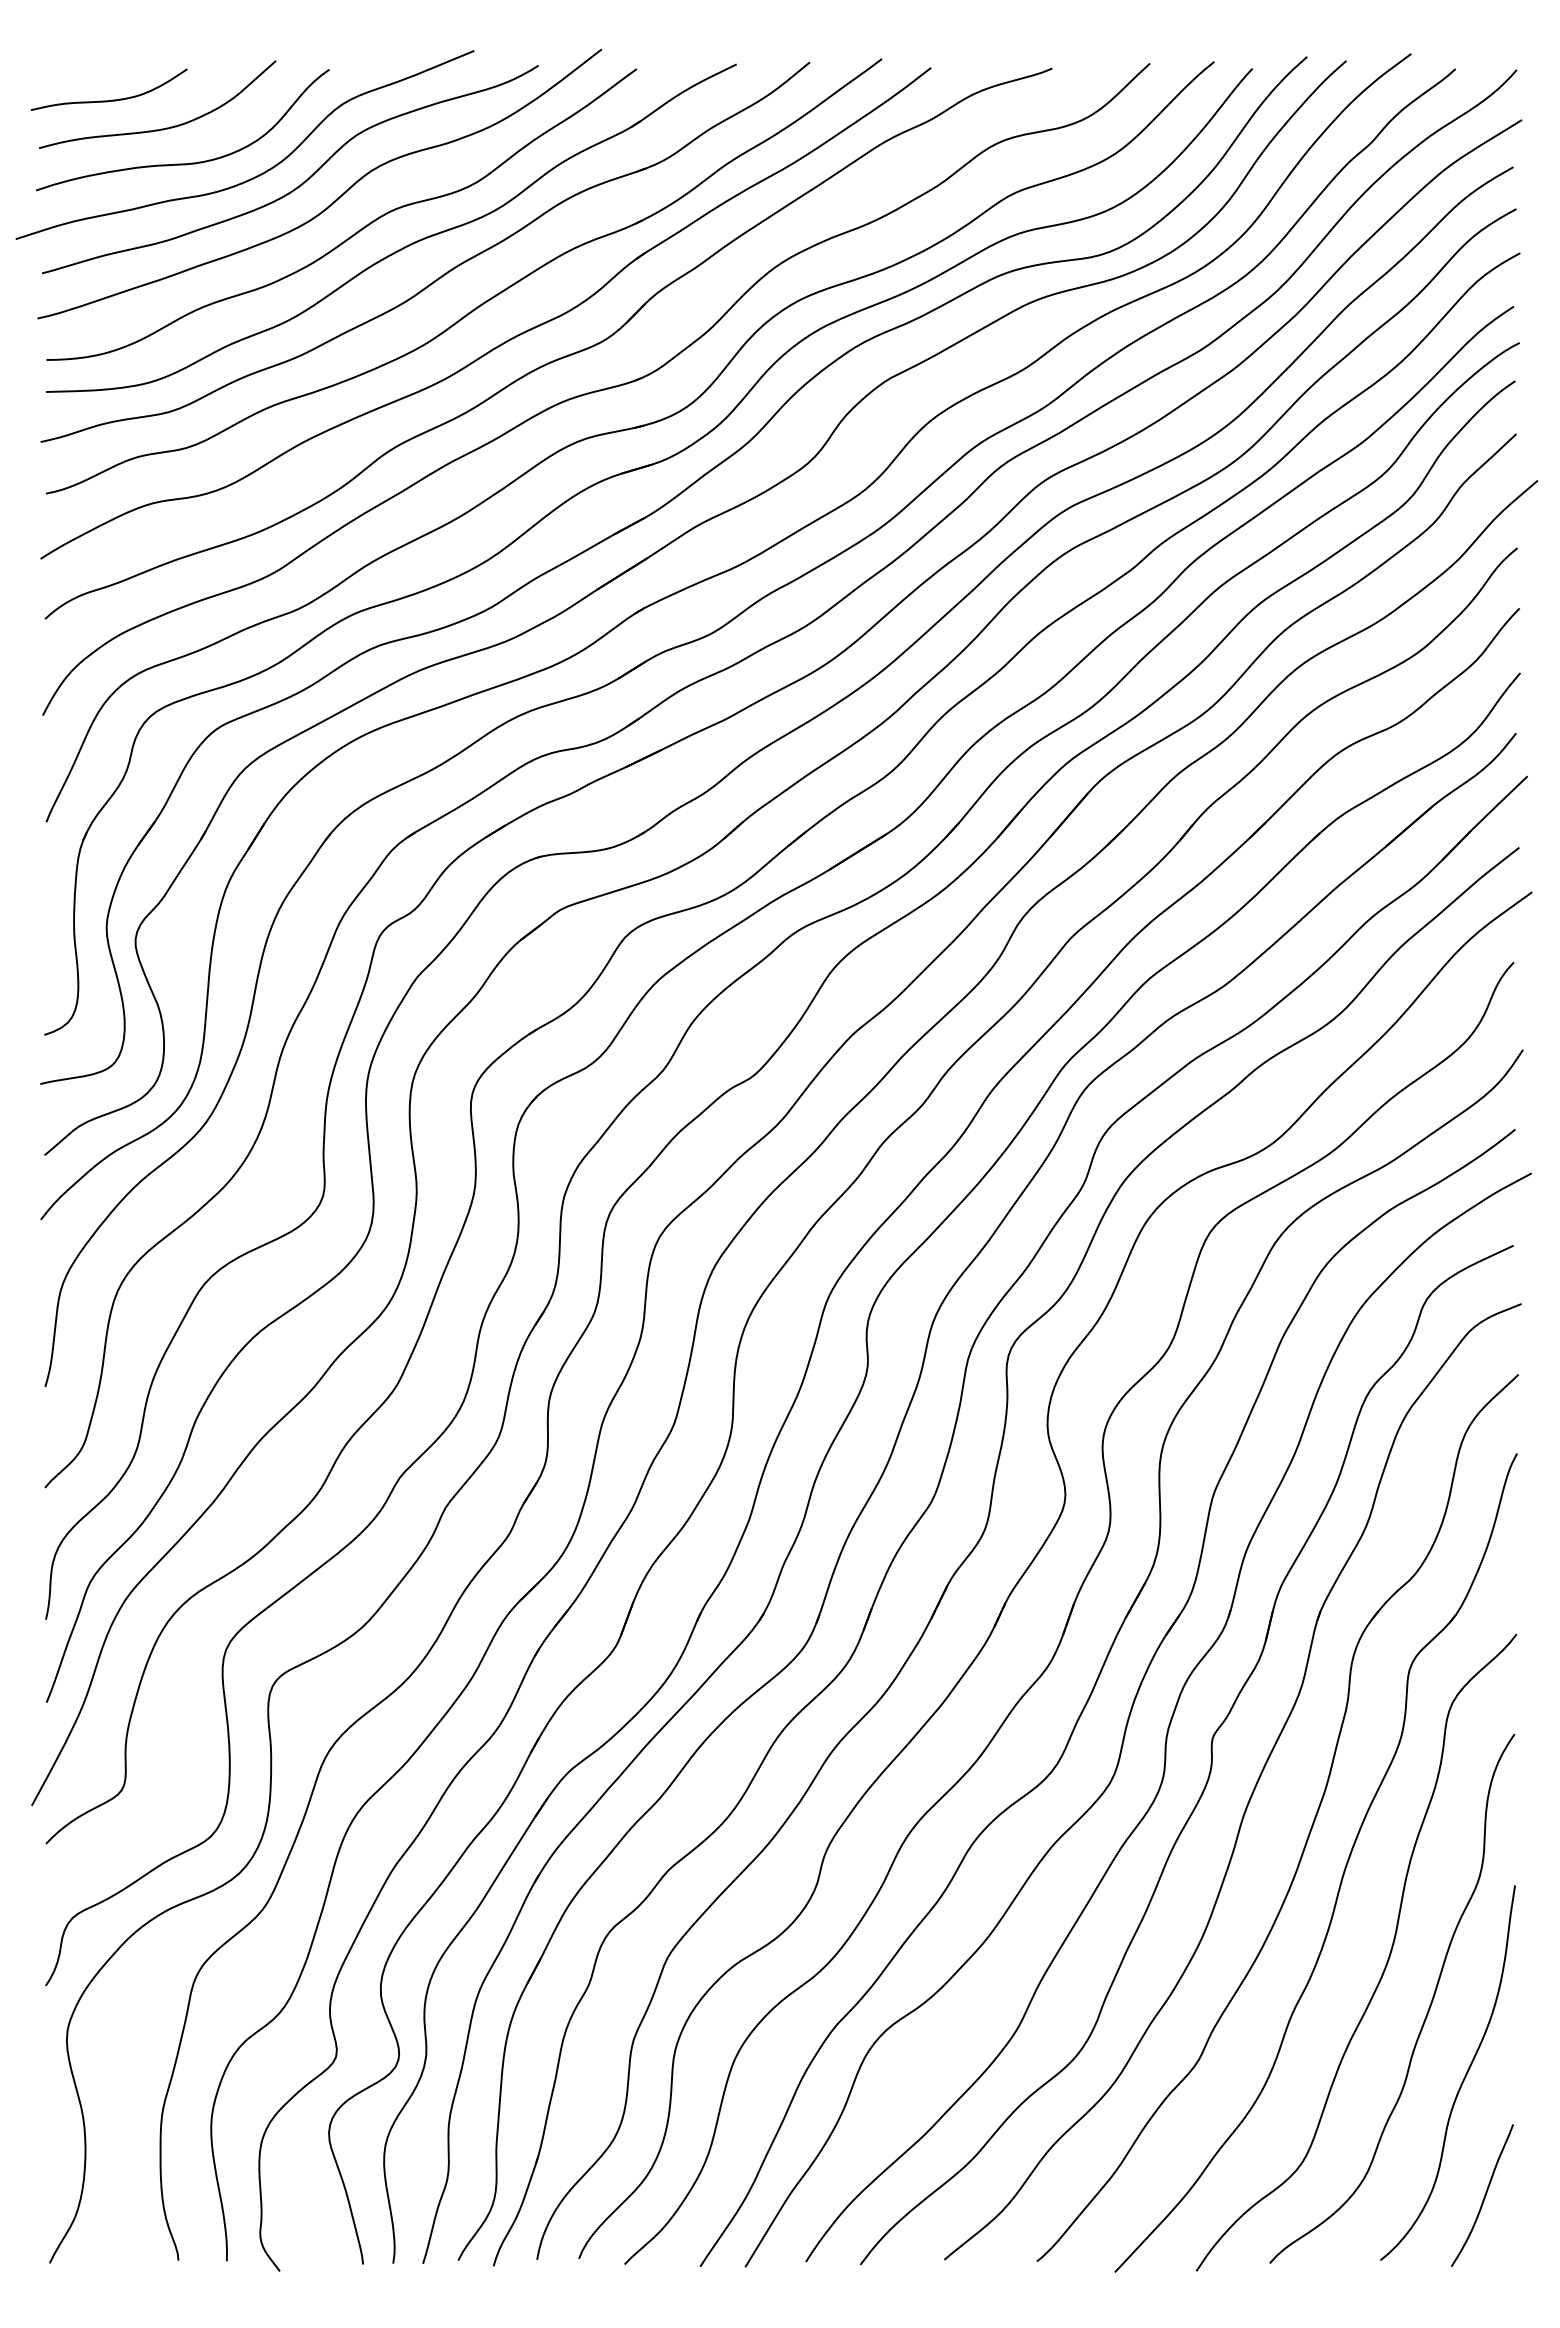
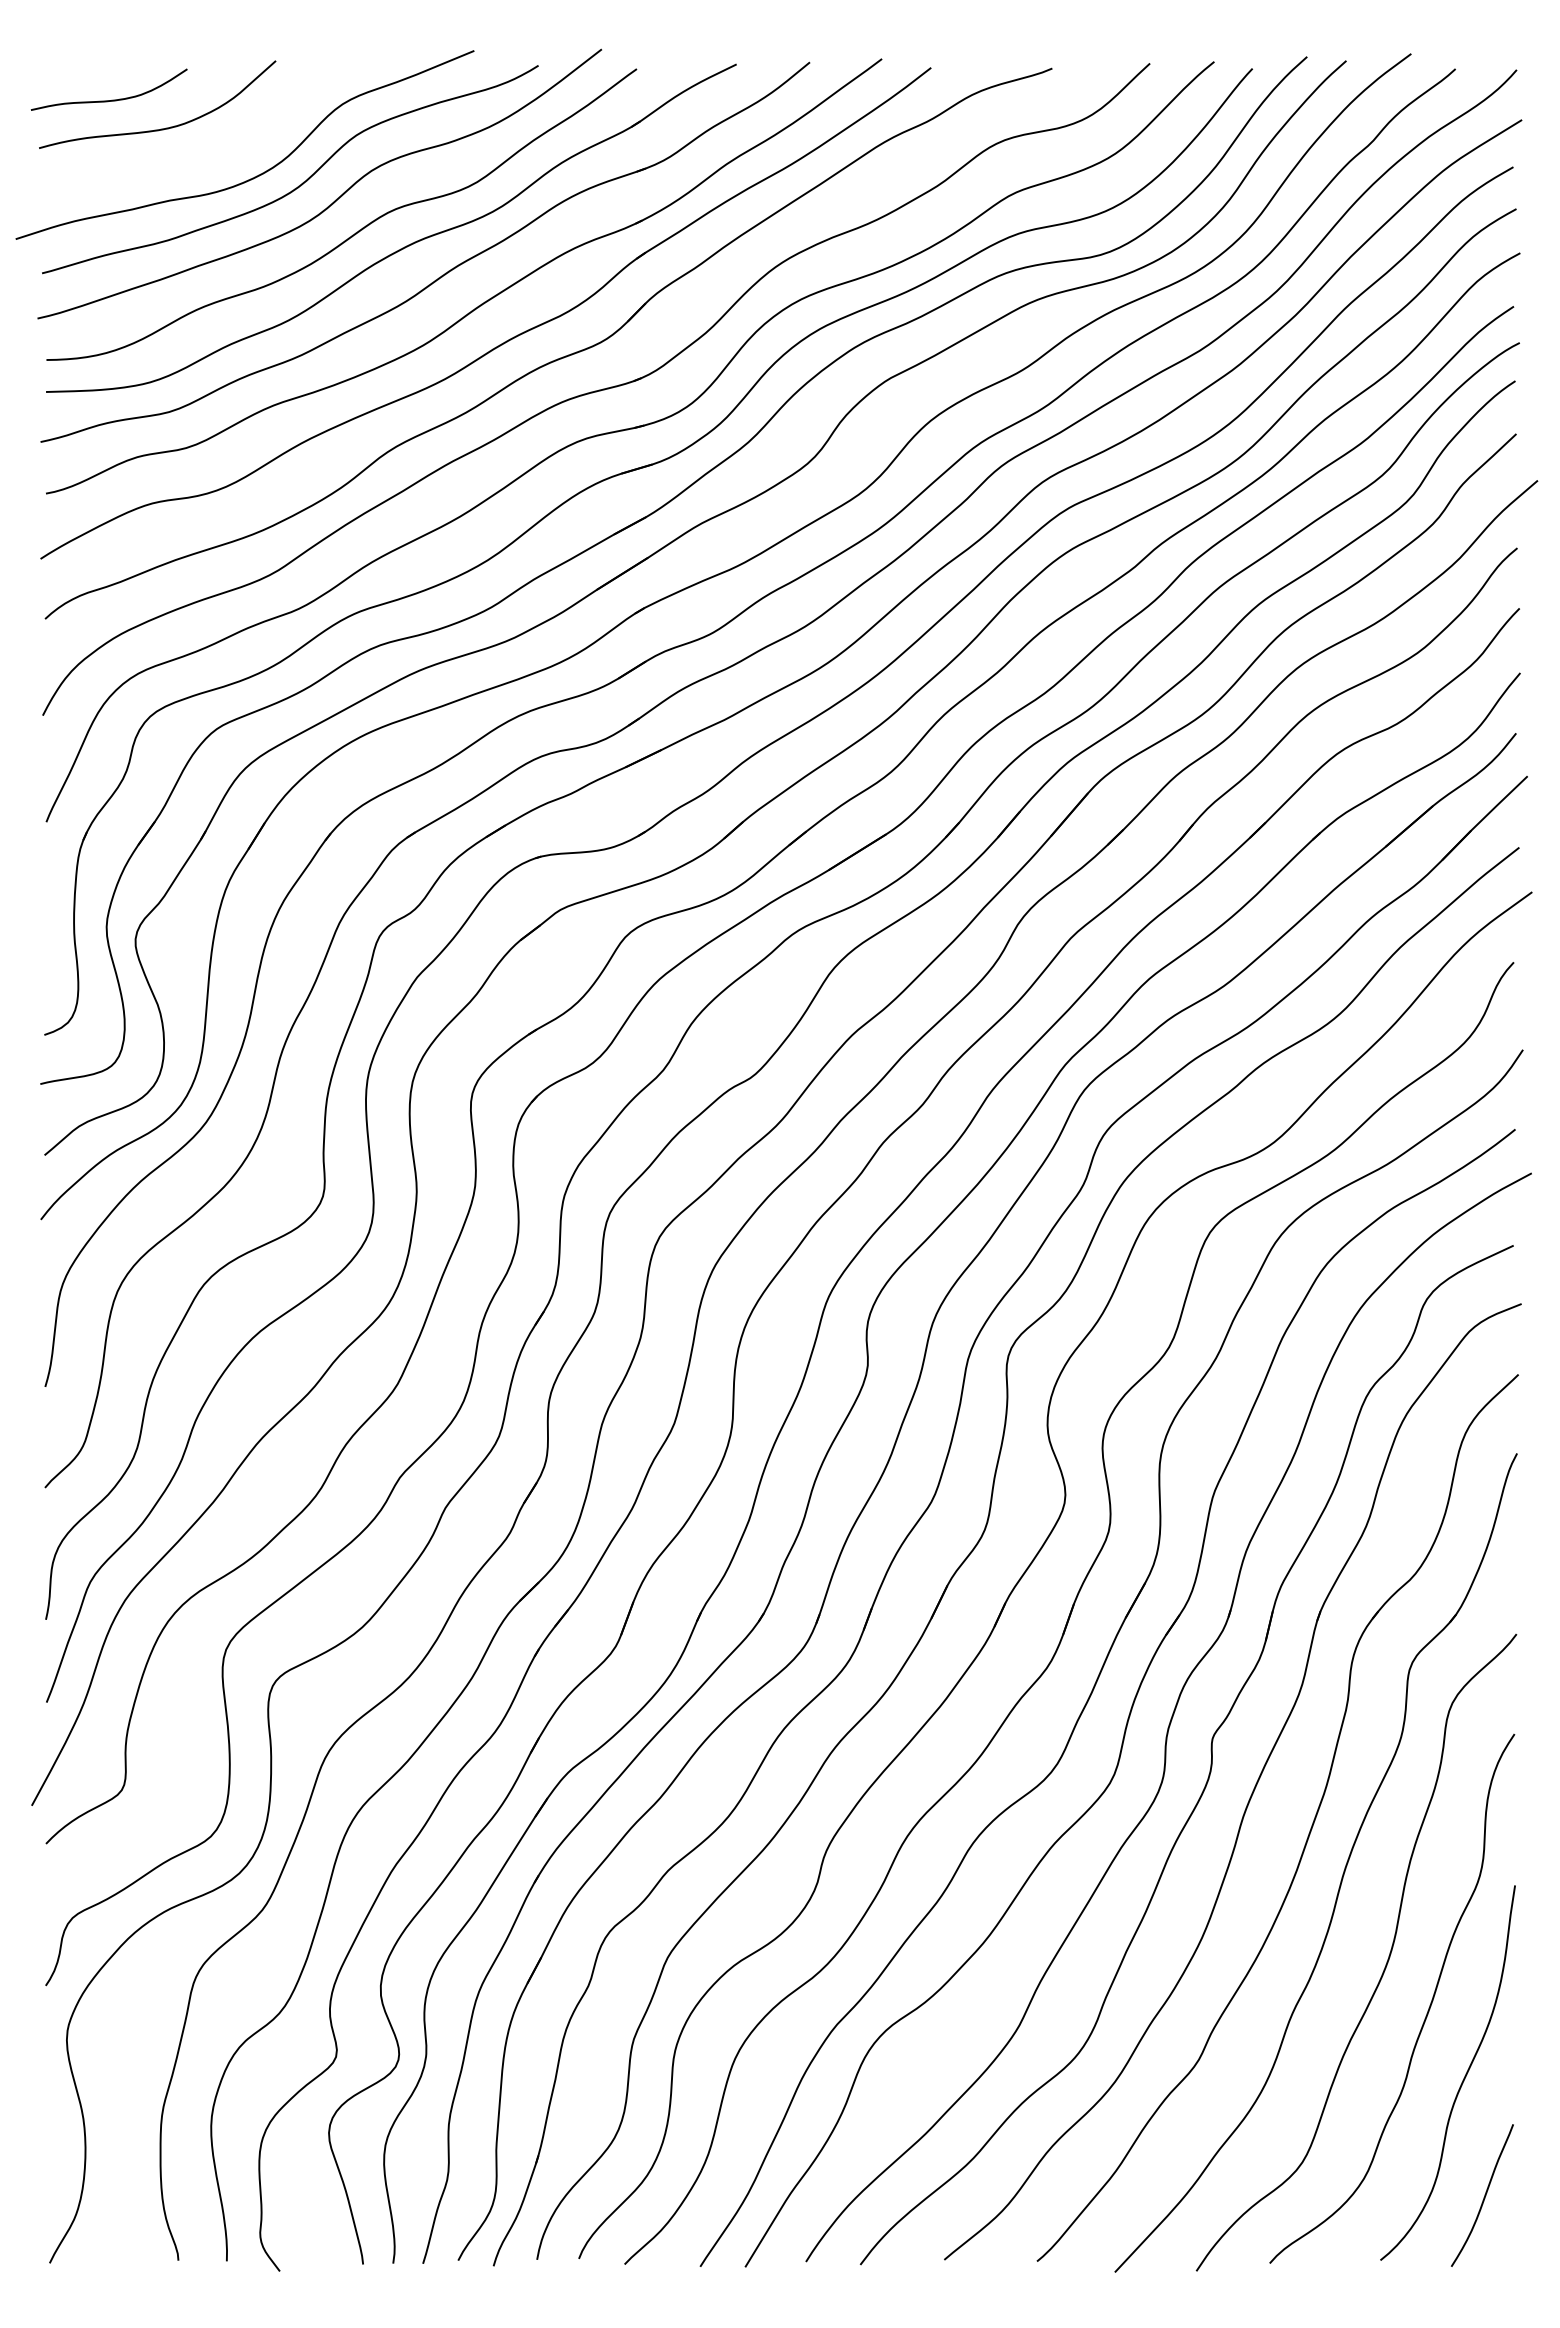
curve: present -> none (182, 163)
